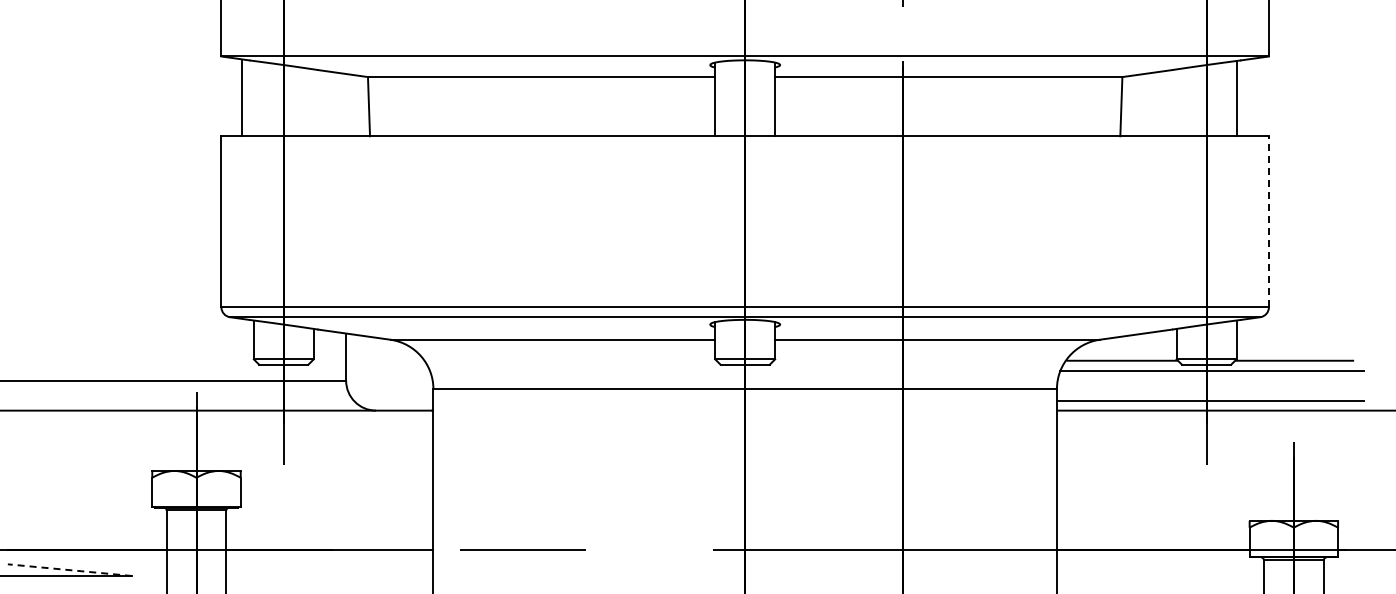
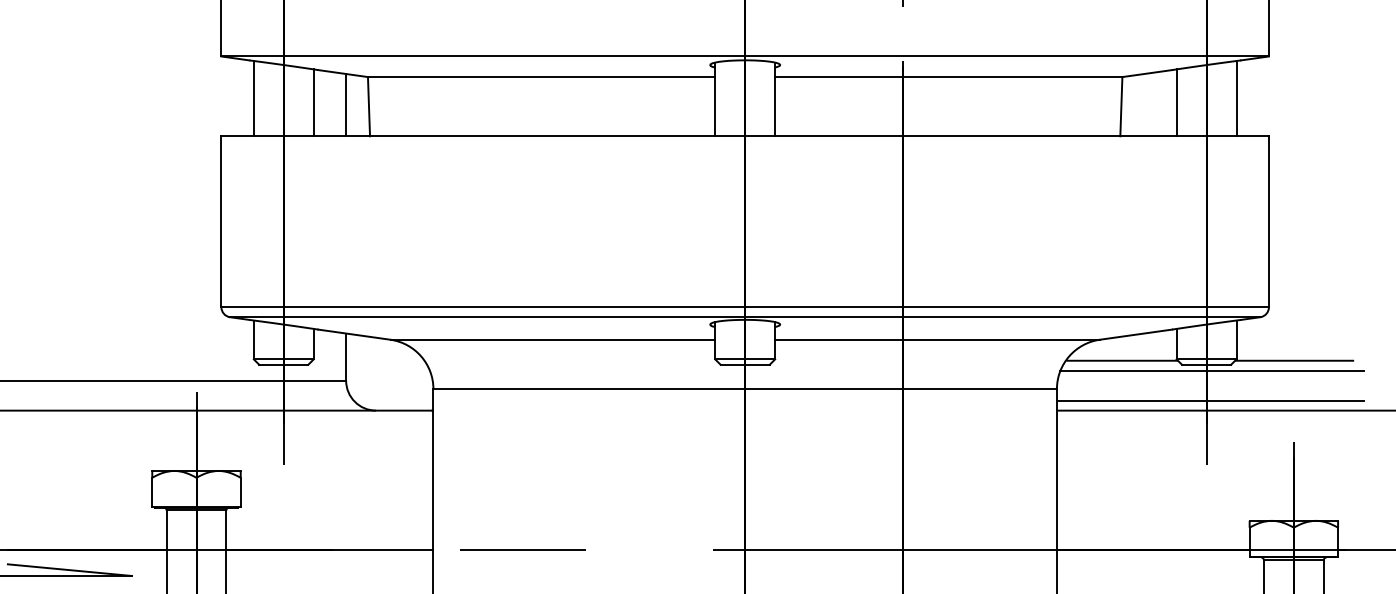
line position: (241, 98) -> (253, 98) (253, 98)
line: none -> present (313, 102)
line: none -> present (1176, 102)
line: none -> present (346, 105)
line: dashed -> solid (1268, 221)
line: dashed -> solid (69, 570)
